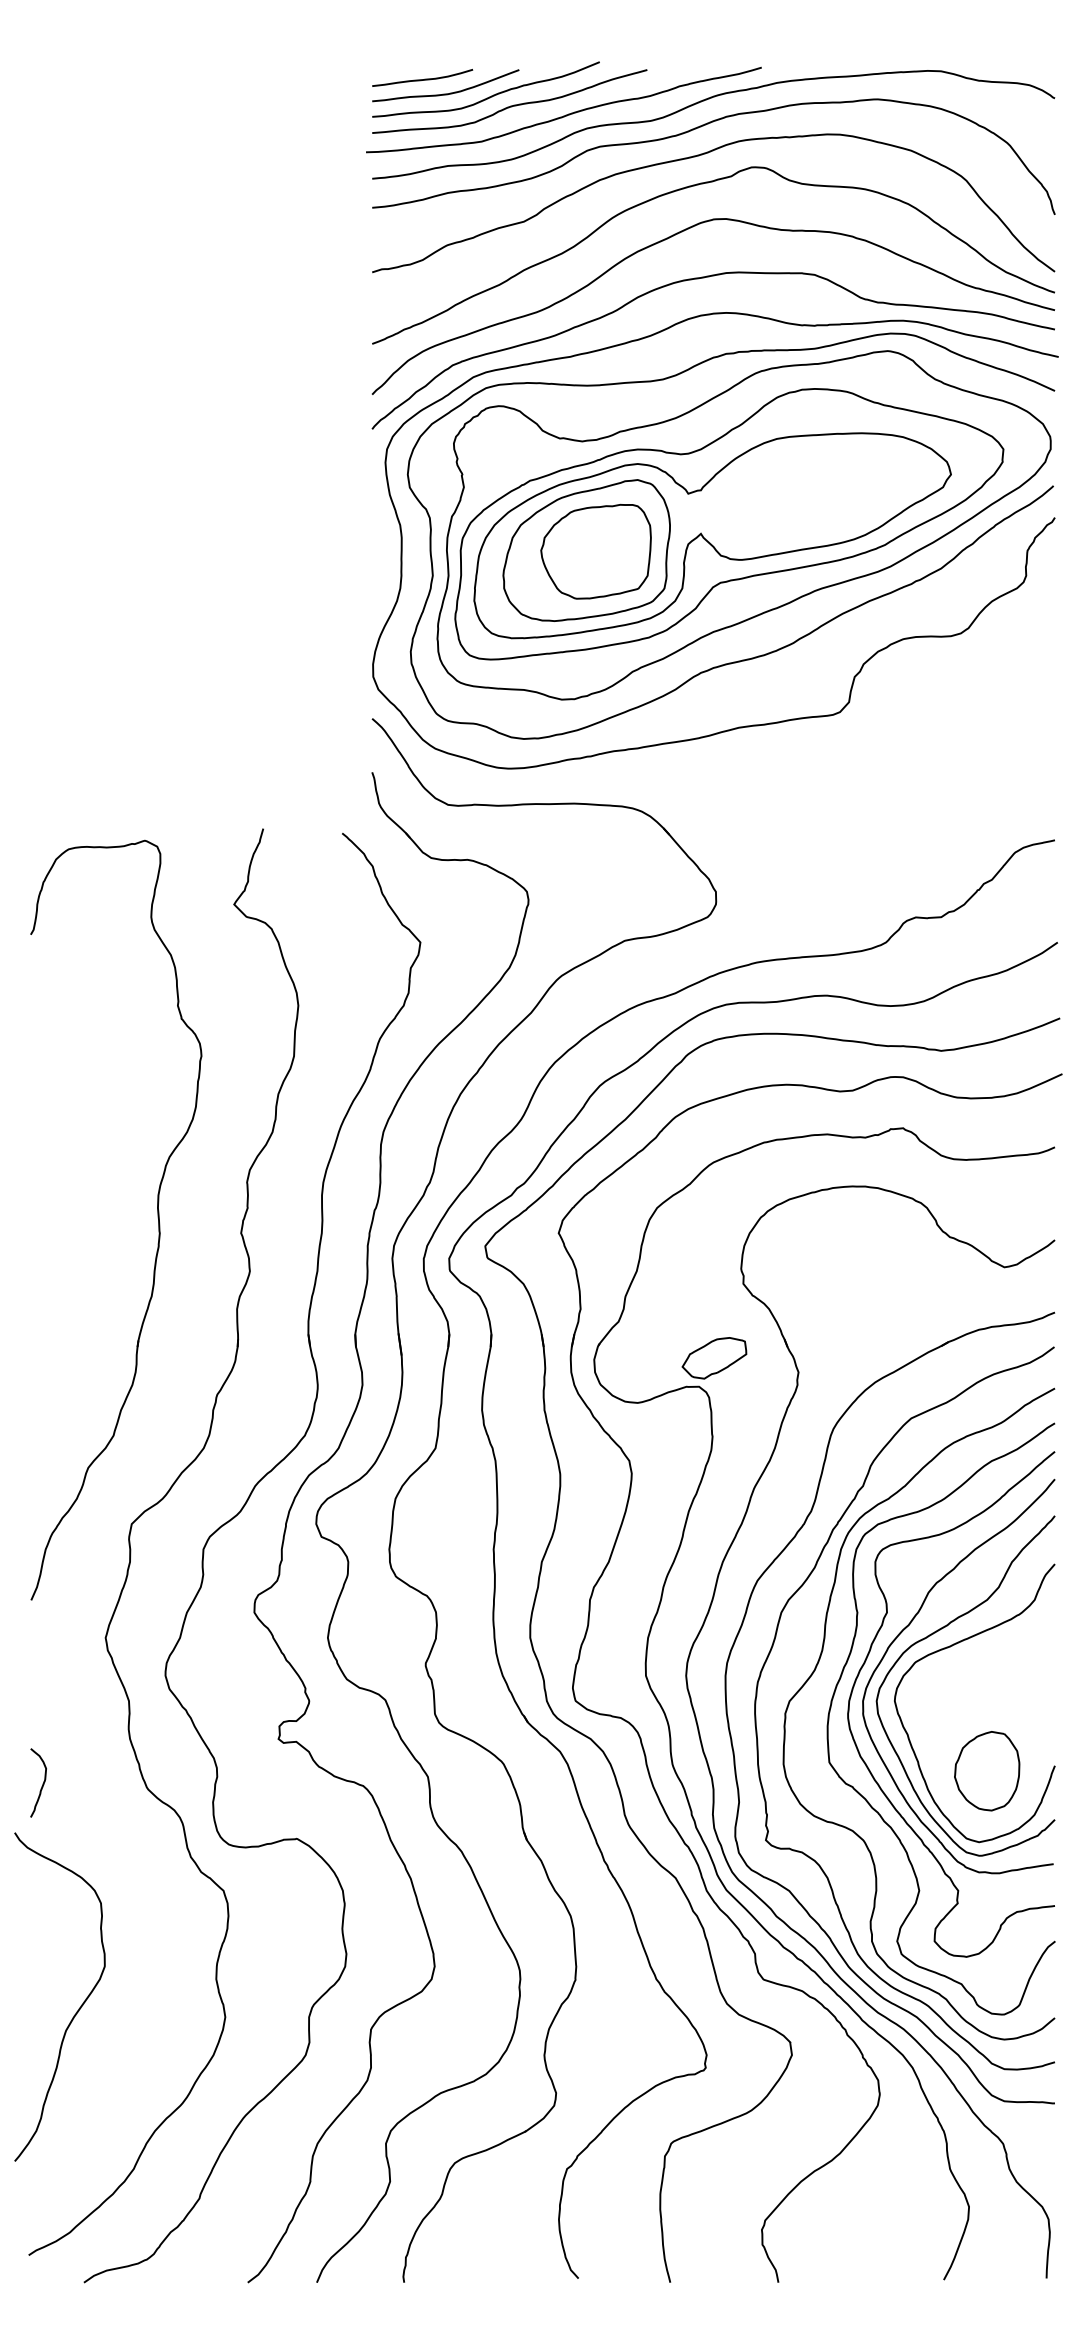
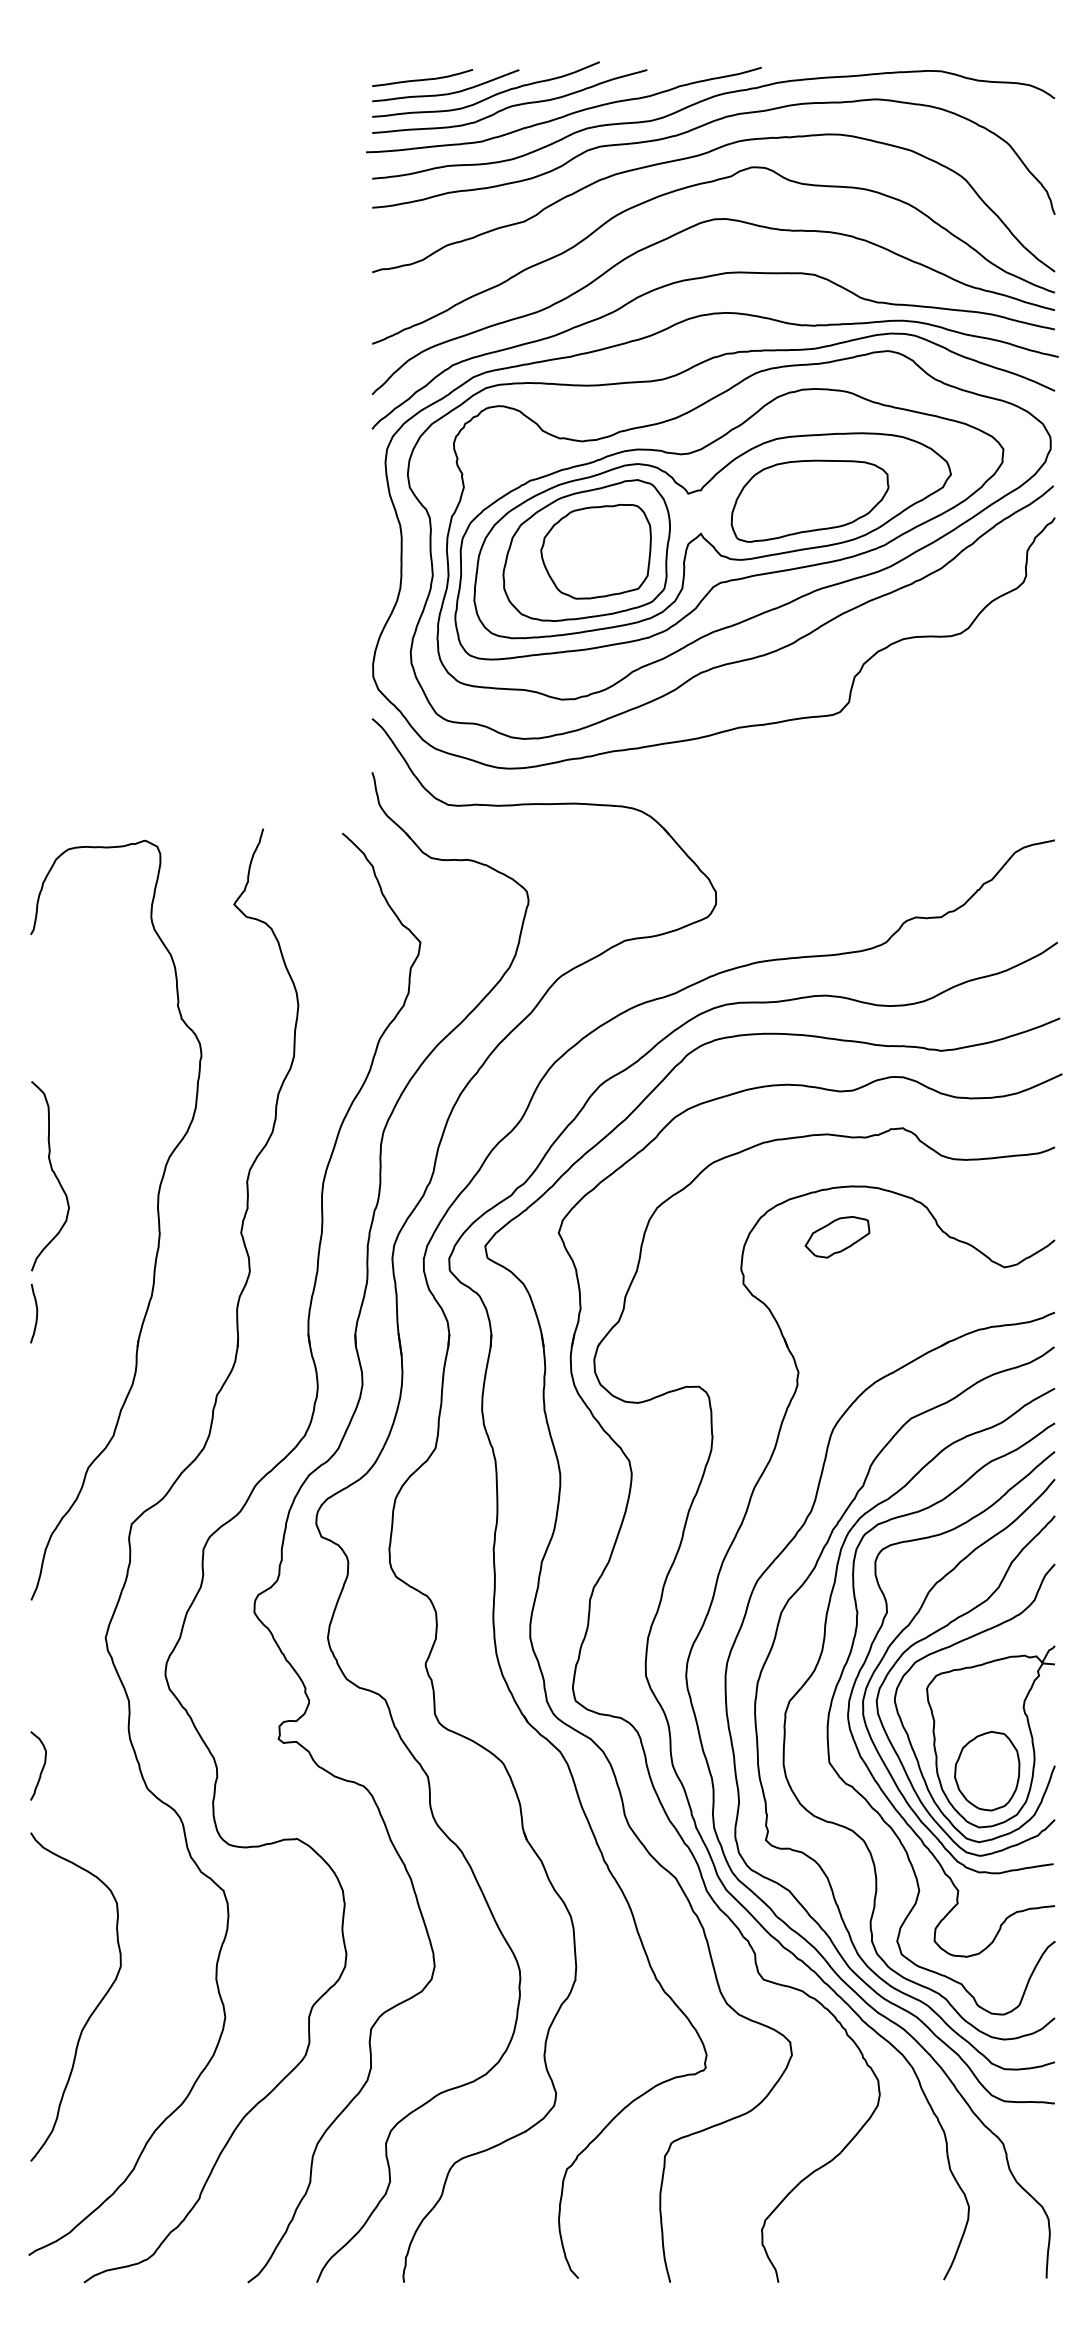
part: none -> present (809, 500)
curve: none -> present (54, 1175)
curve: none -> present (36, 1313)
part position: (714, 1358) -> (837, 1237) (837, 1237)
curve: none -> present (1028, 1728)
curve position: (42, 1783) -> (42, 1766) (42, 1766)
curve position: (78, 2008) -> (94, 2008) (94, 2008)
